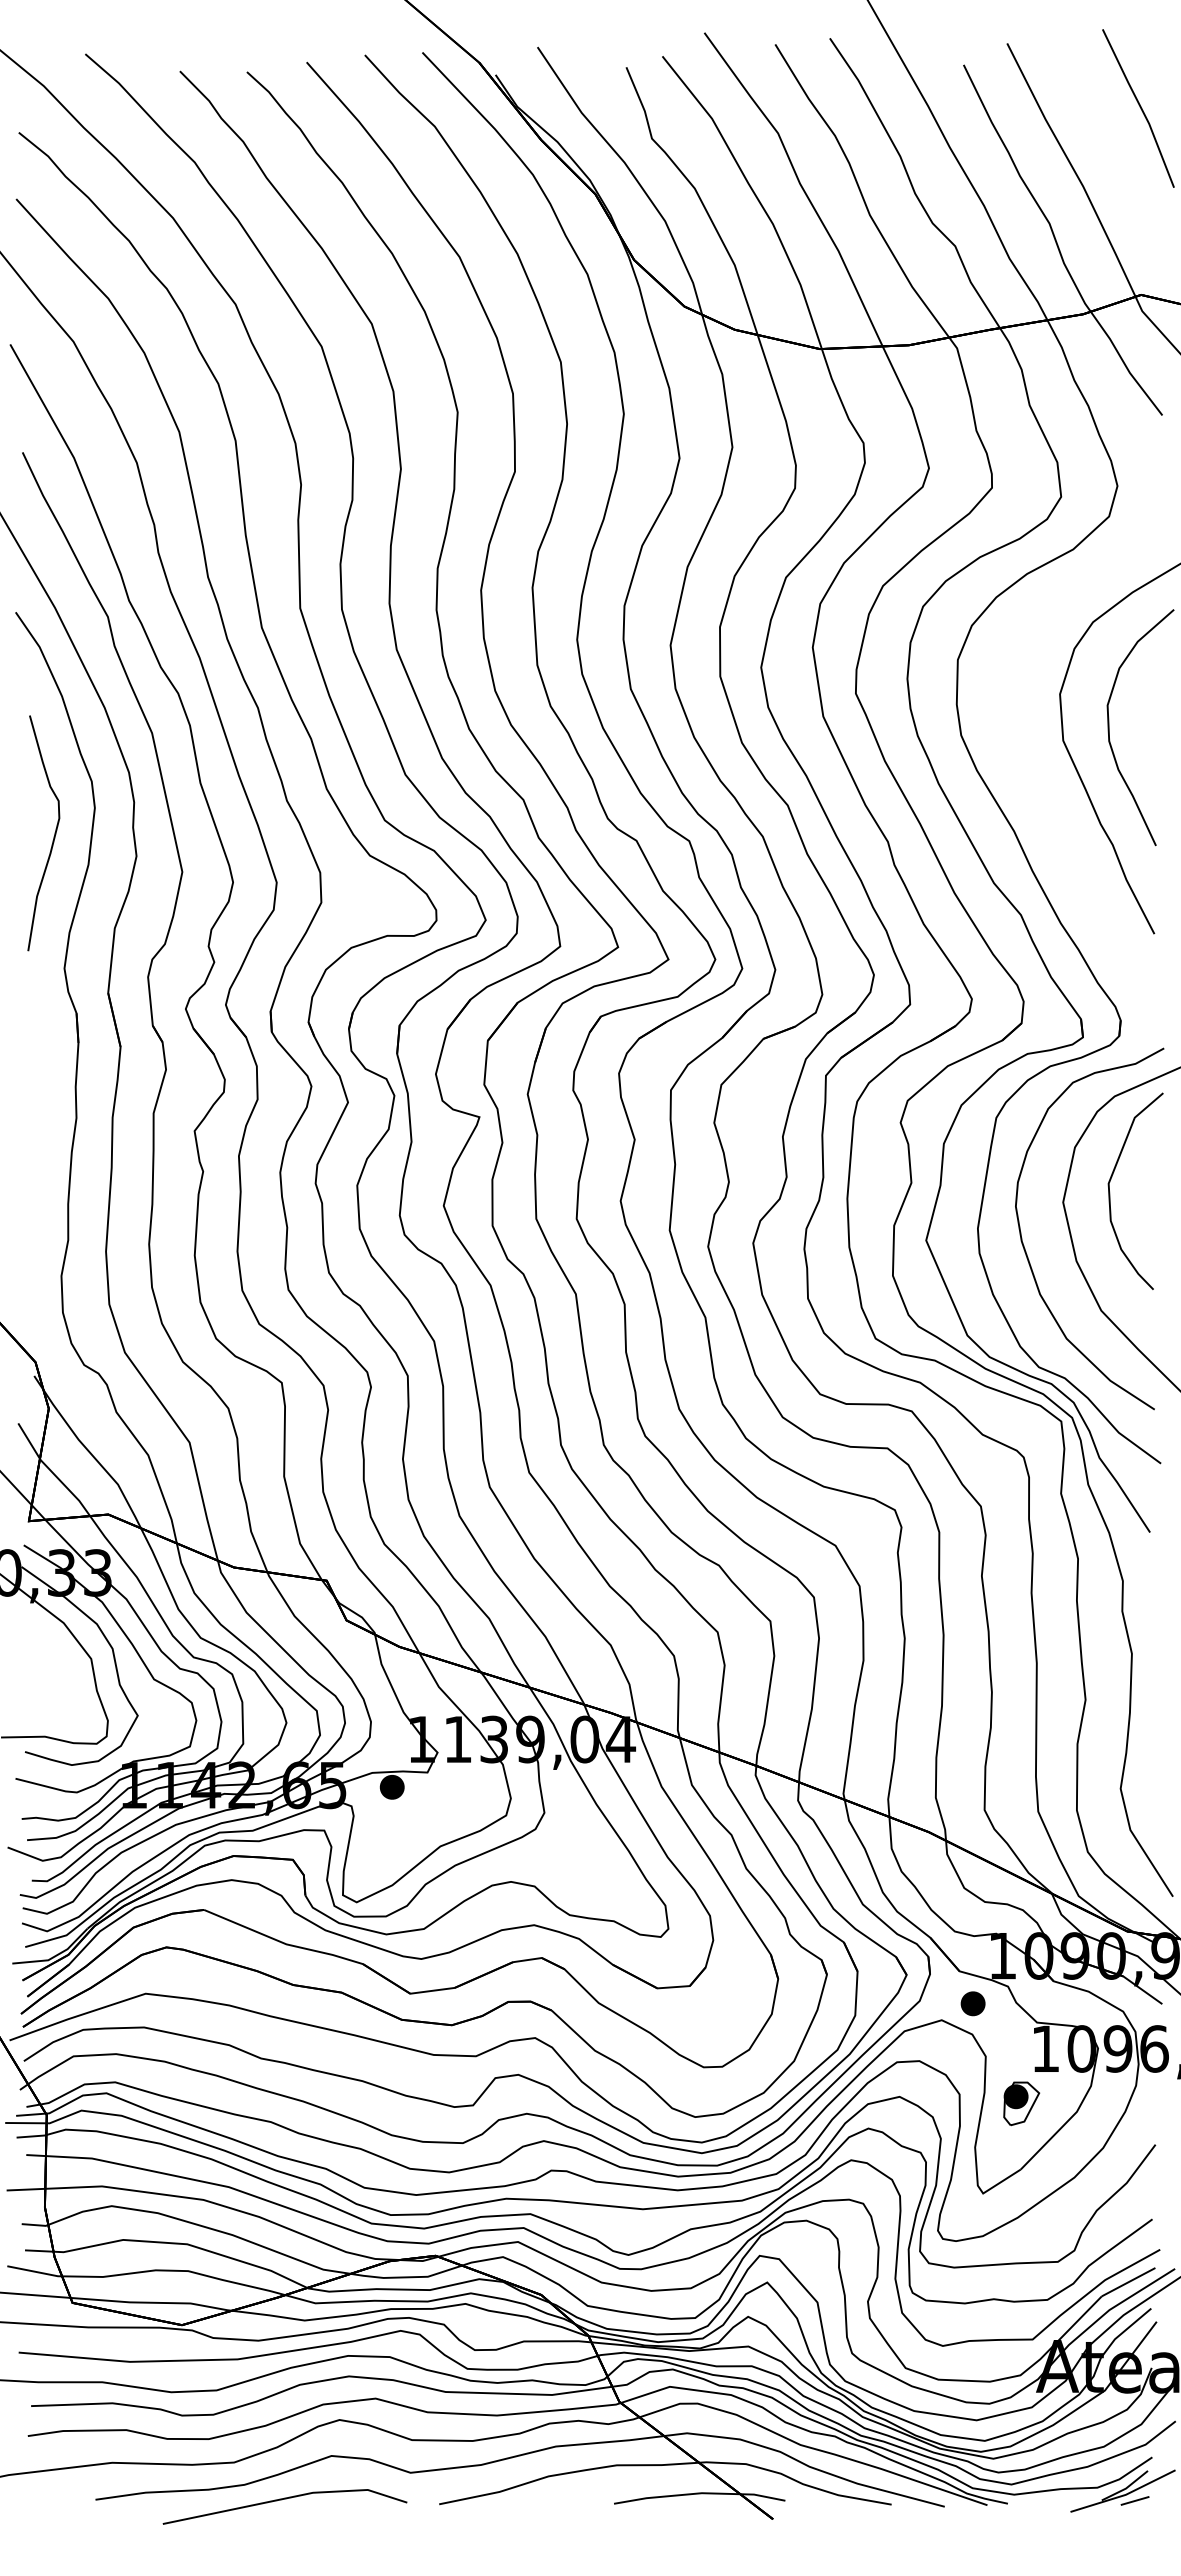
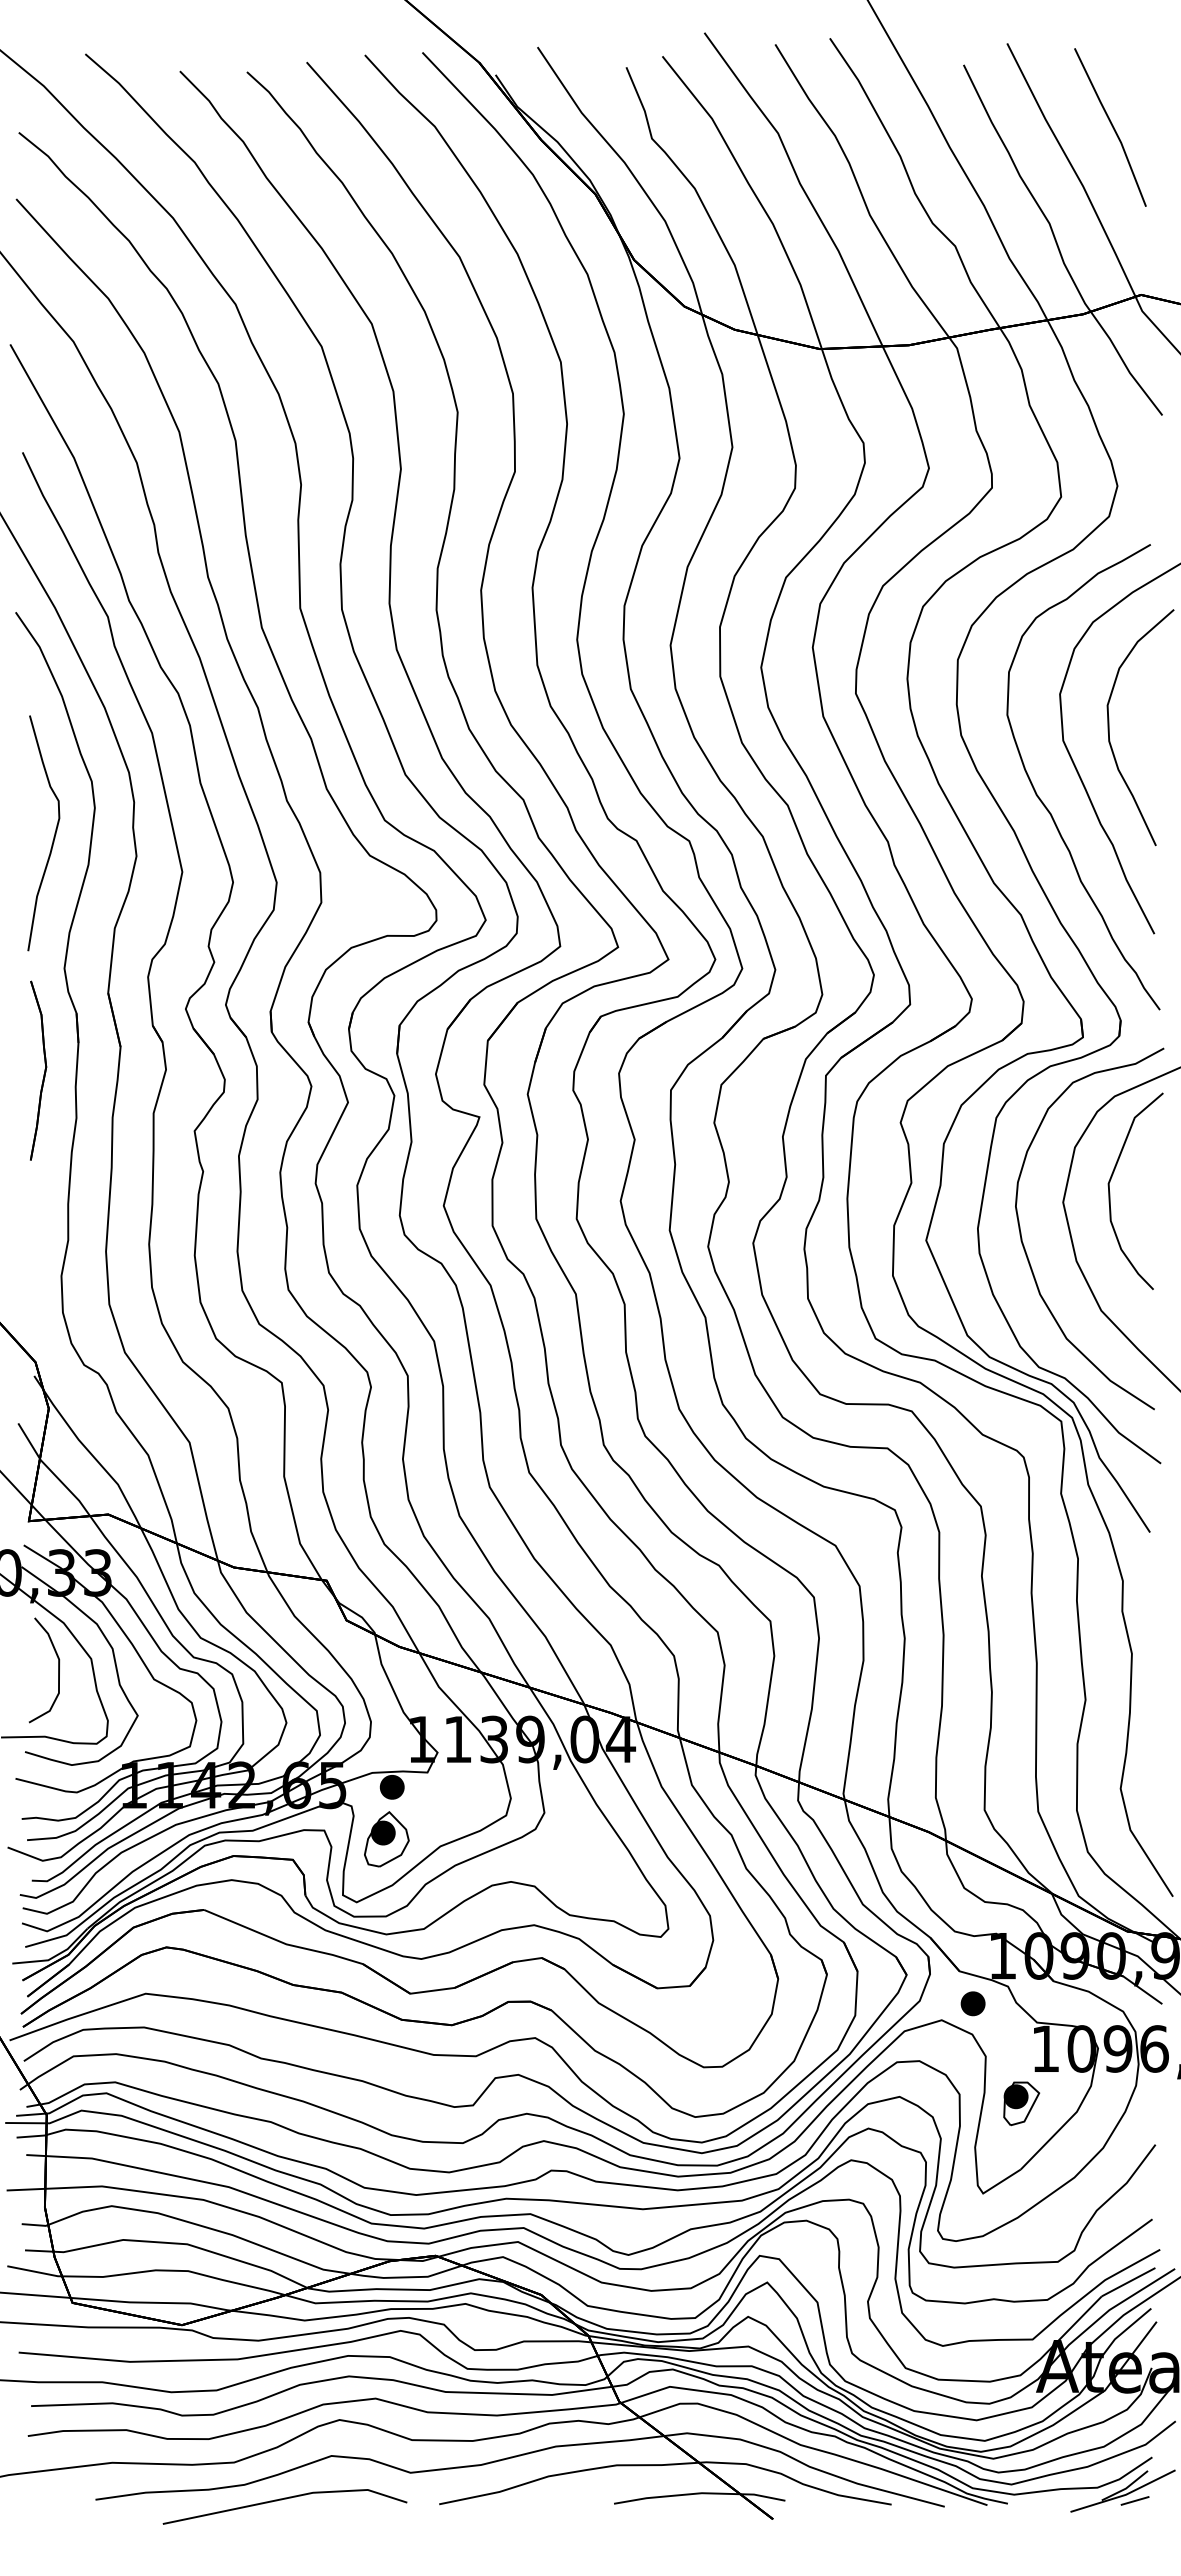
line position: (1139, 107) -> (1111, 126) (1111, 126)
curve: none -> present (1044, 803)
part: none -> present (38, 1070)
curve: none -> present (58, 1670)
part: none -> present (386, 1839)
